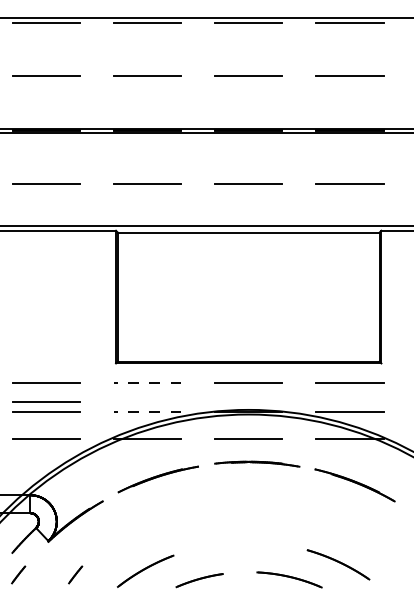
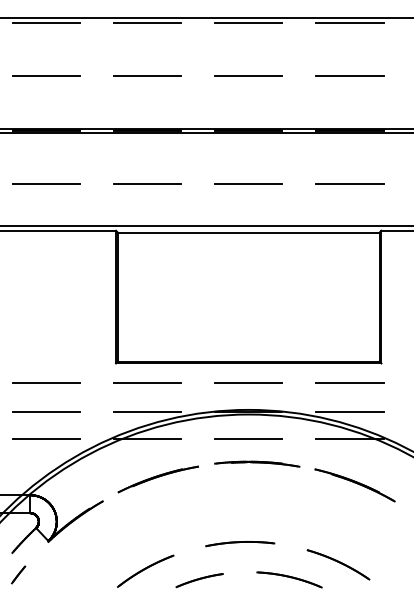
line: dashed -> solid (147, 382)
line: present -> none (46, 401)
line: dashed -> solid (147, 412)
part: none -> present (240, 544)
line: present -> none (75, 574)
